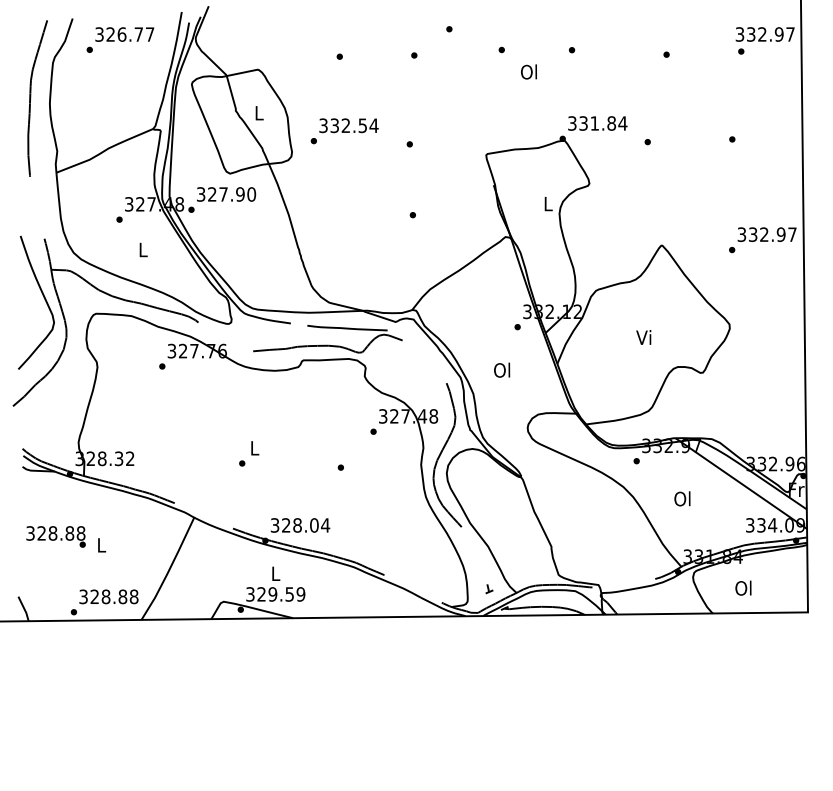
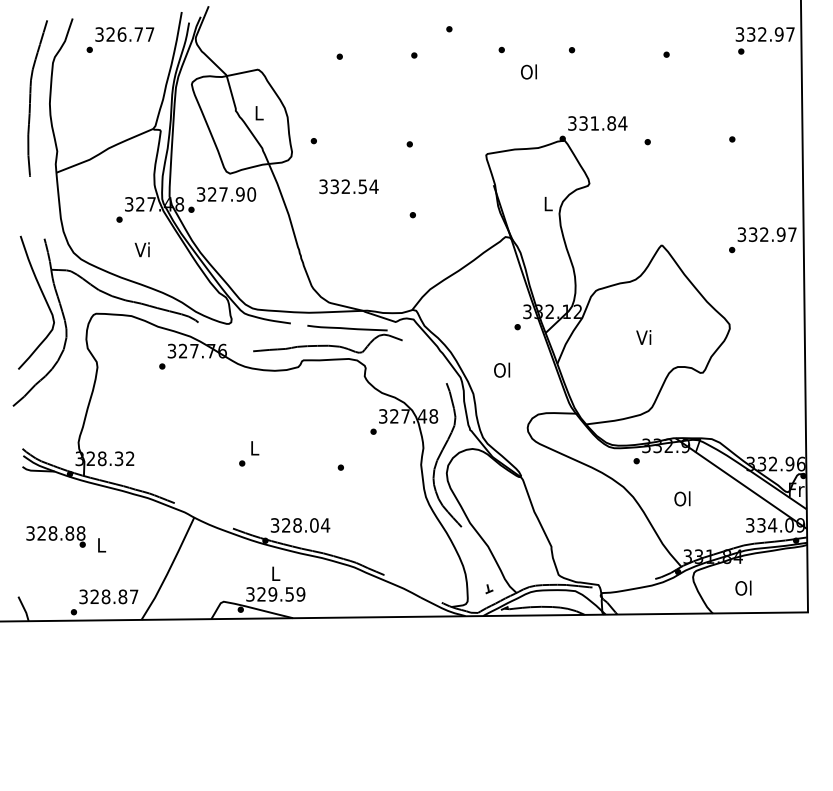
text position: (348, 125) -> (348, 186) (348, 186)
text: L -> Vi (141, 249)
text: 328.88 -> 328.87 (133, 596)
